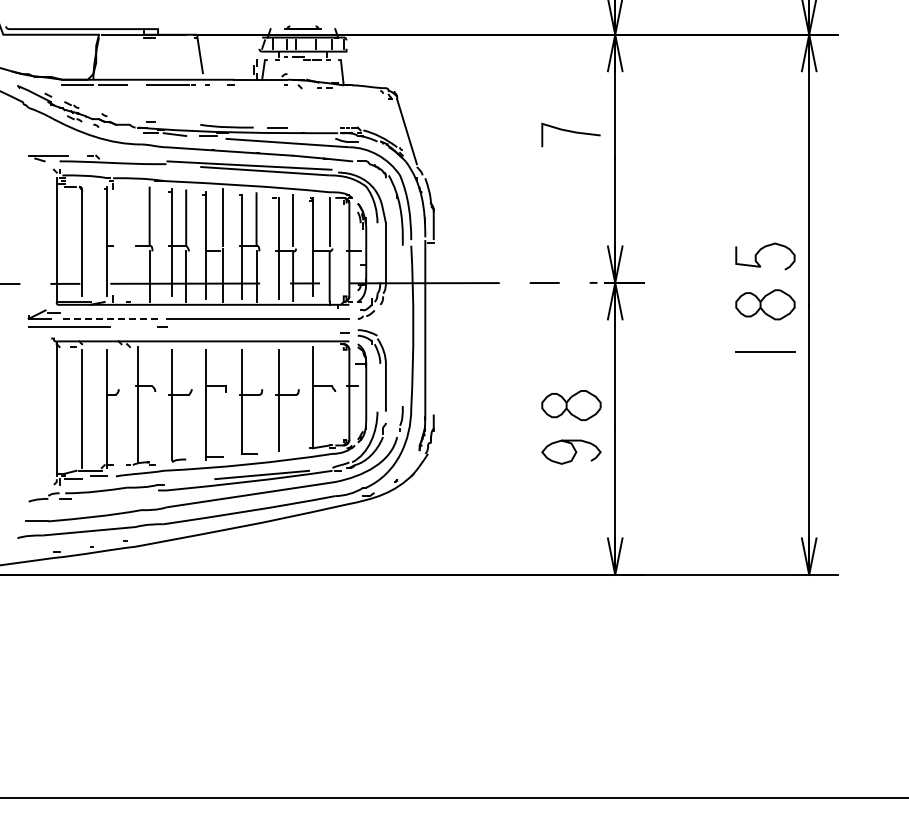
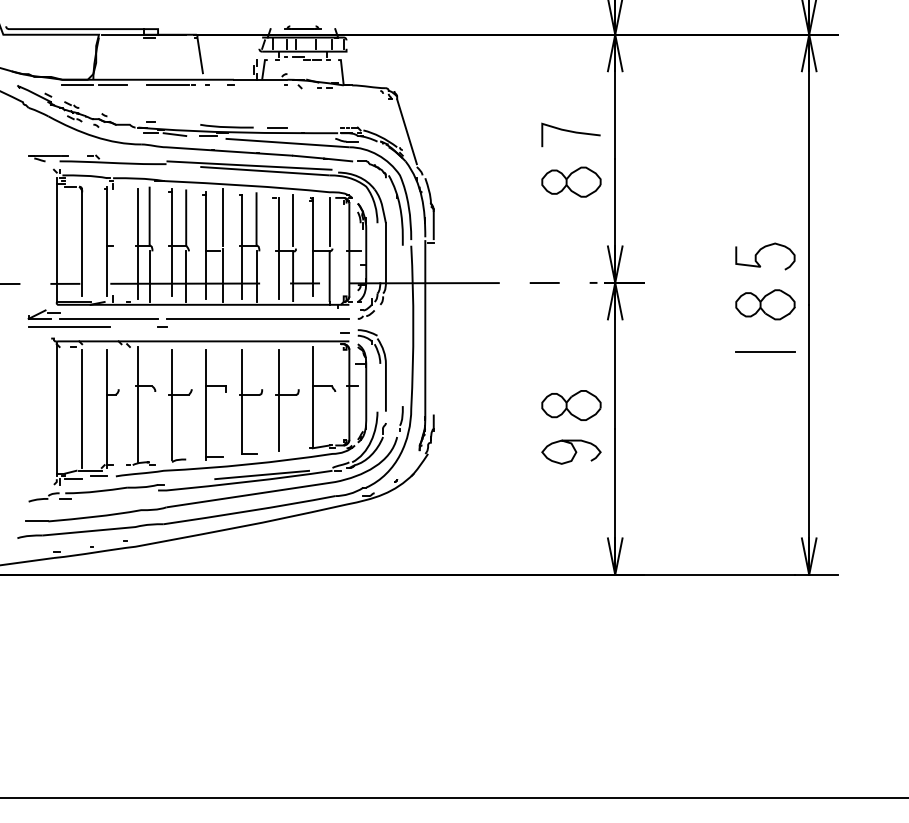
part: none -> present (571, 181)
line: none -> present (138, 244)
line: dashed -> solid (108, 318)
